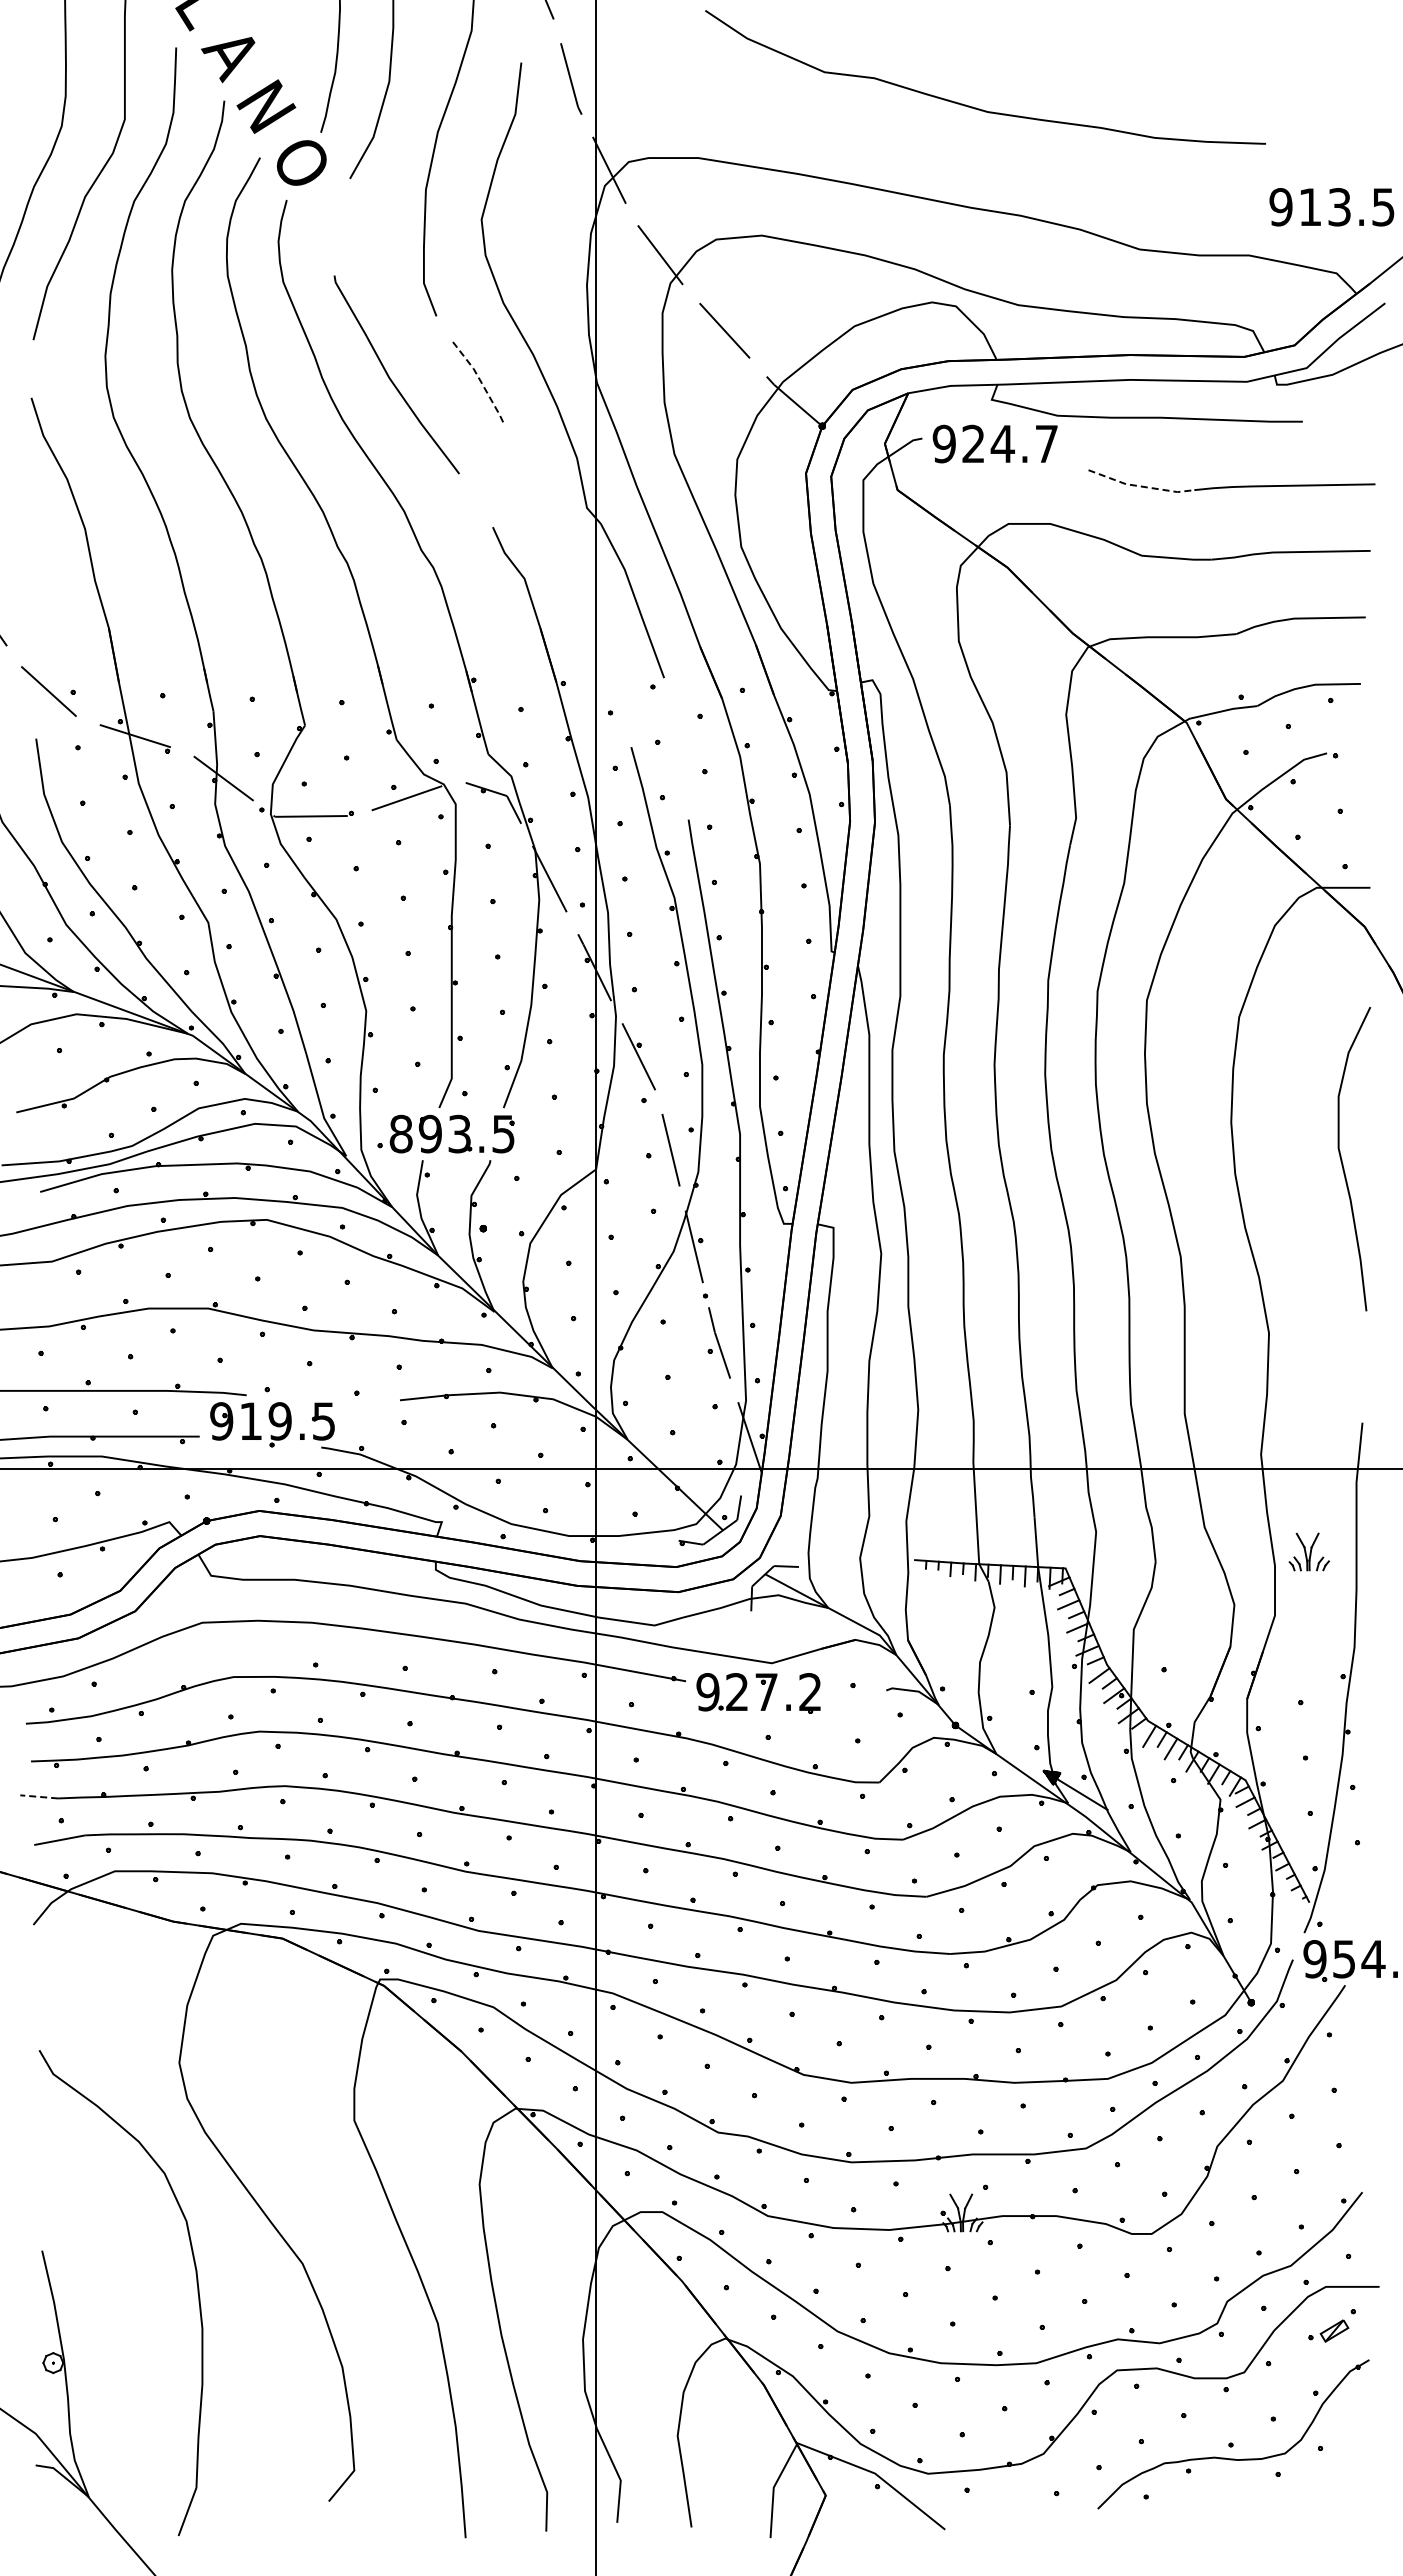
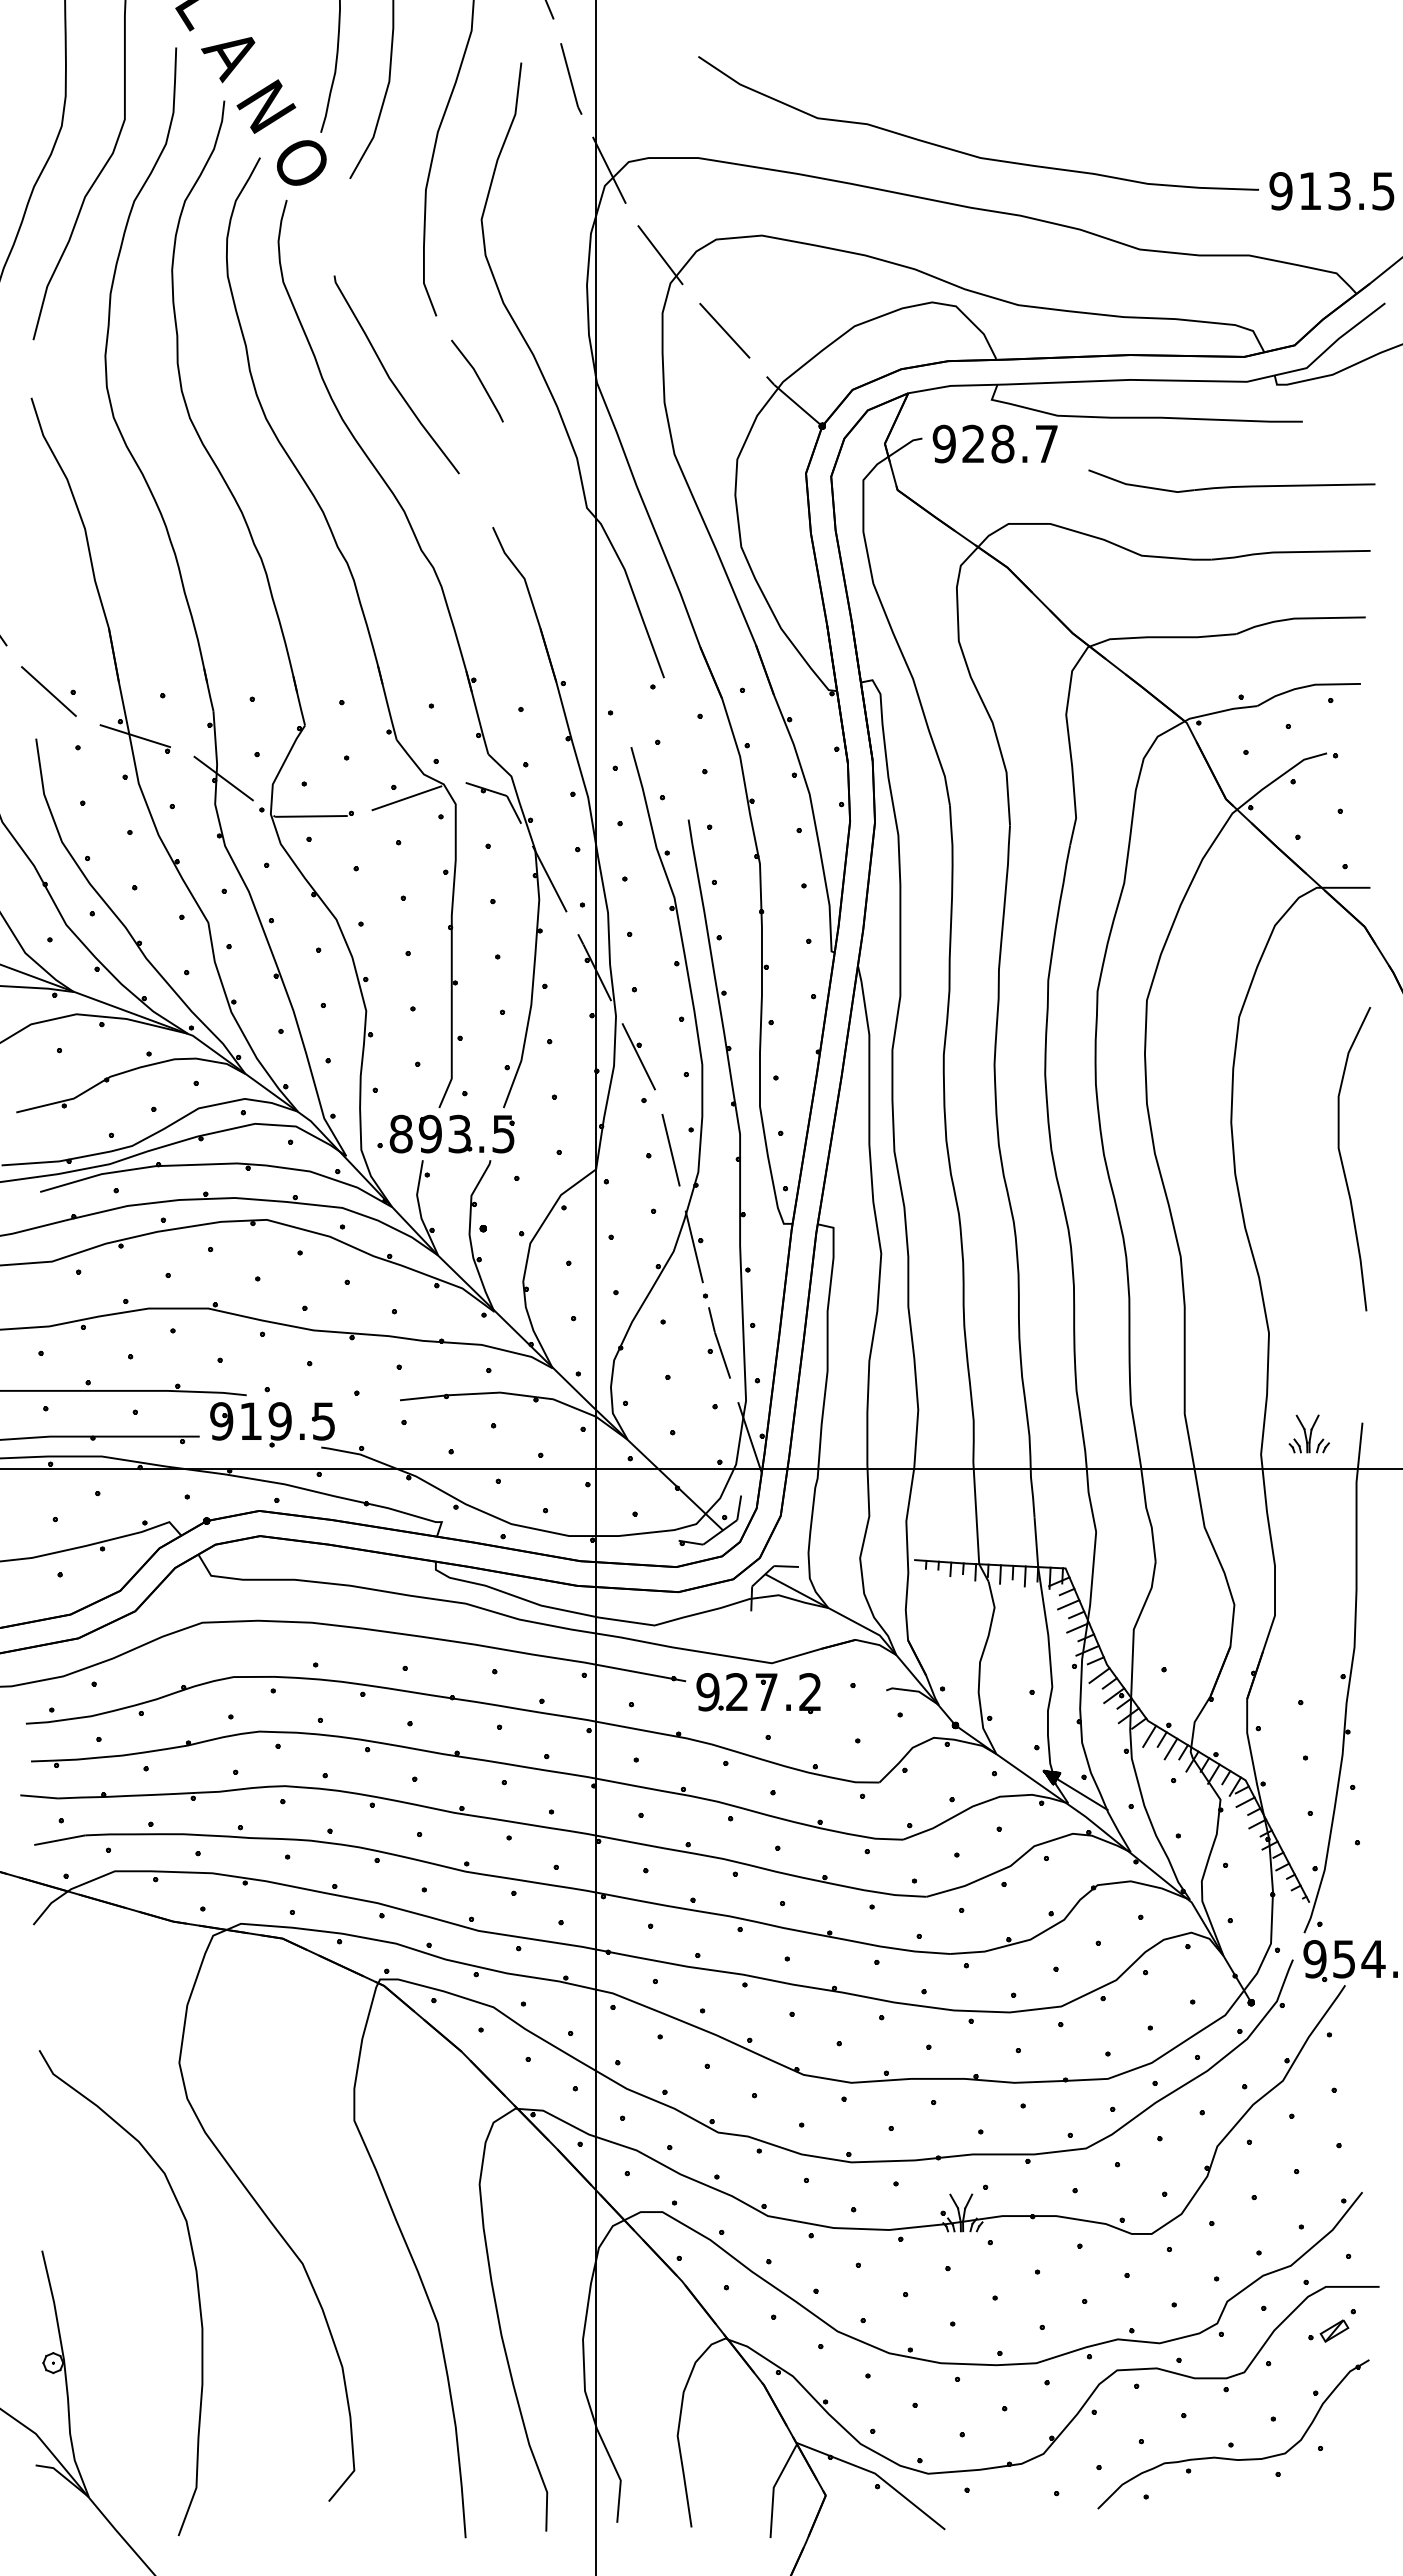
curve position: (976, 107) -> (969, 153) (969, 153)
text position: (1331, 207) -> (1331, 191) (1331, 191)
line: dashed -> solid (479, 379)
text: 924.7 -> 928.7 (1002, 443)
line: dashed -> solid (1140, 486)
part position: (1308, 1551) -> (1308, 1433) (1308, 1433)
line: dashed -> solid (39, 1796)
